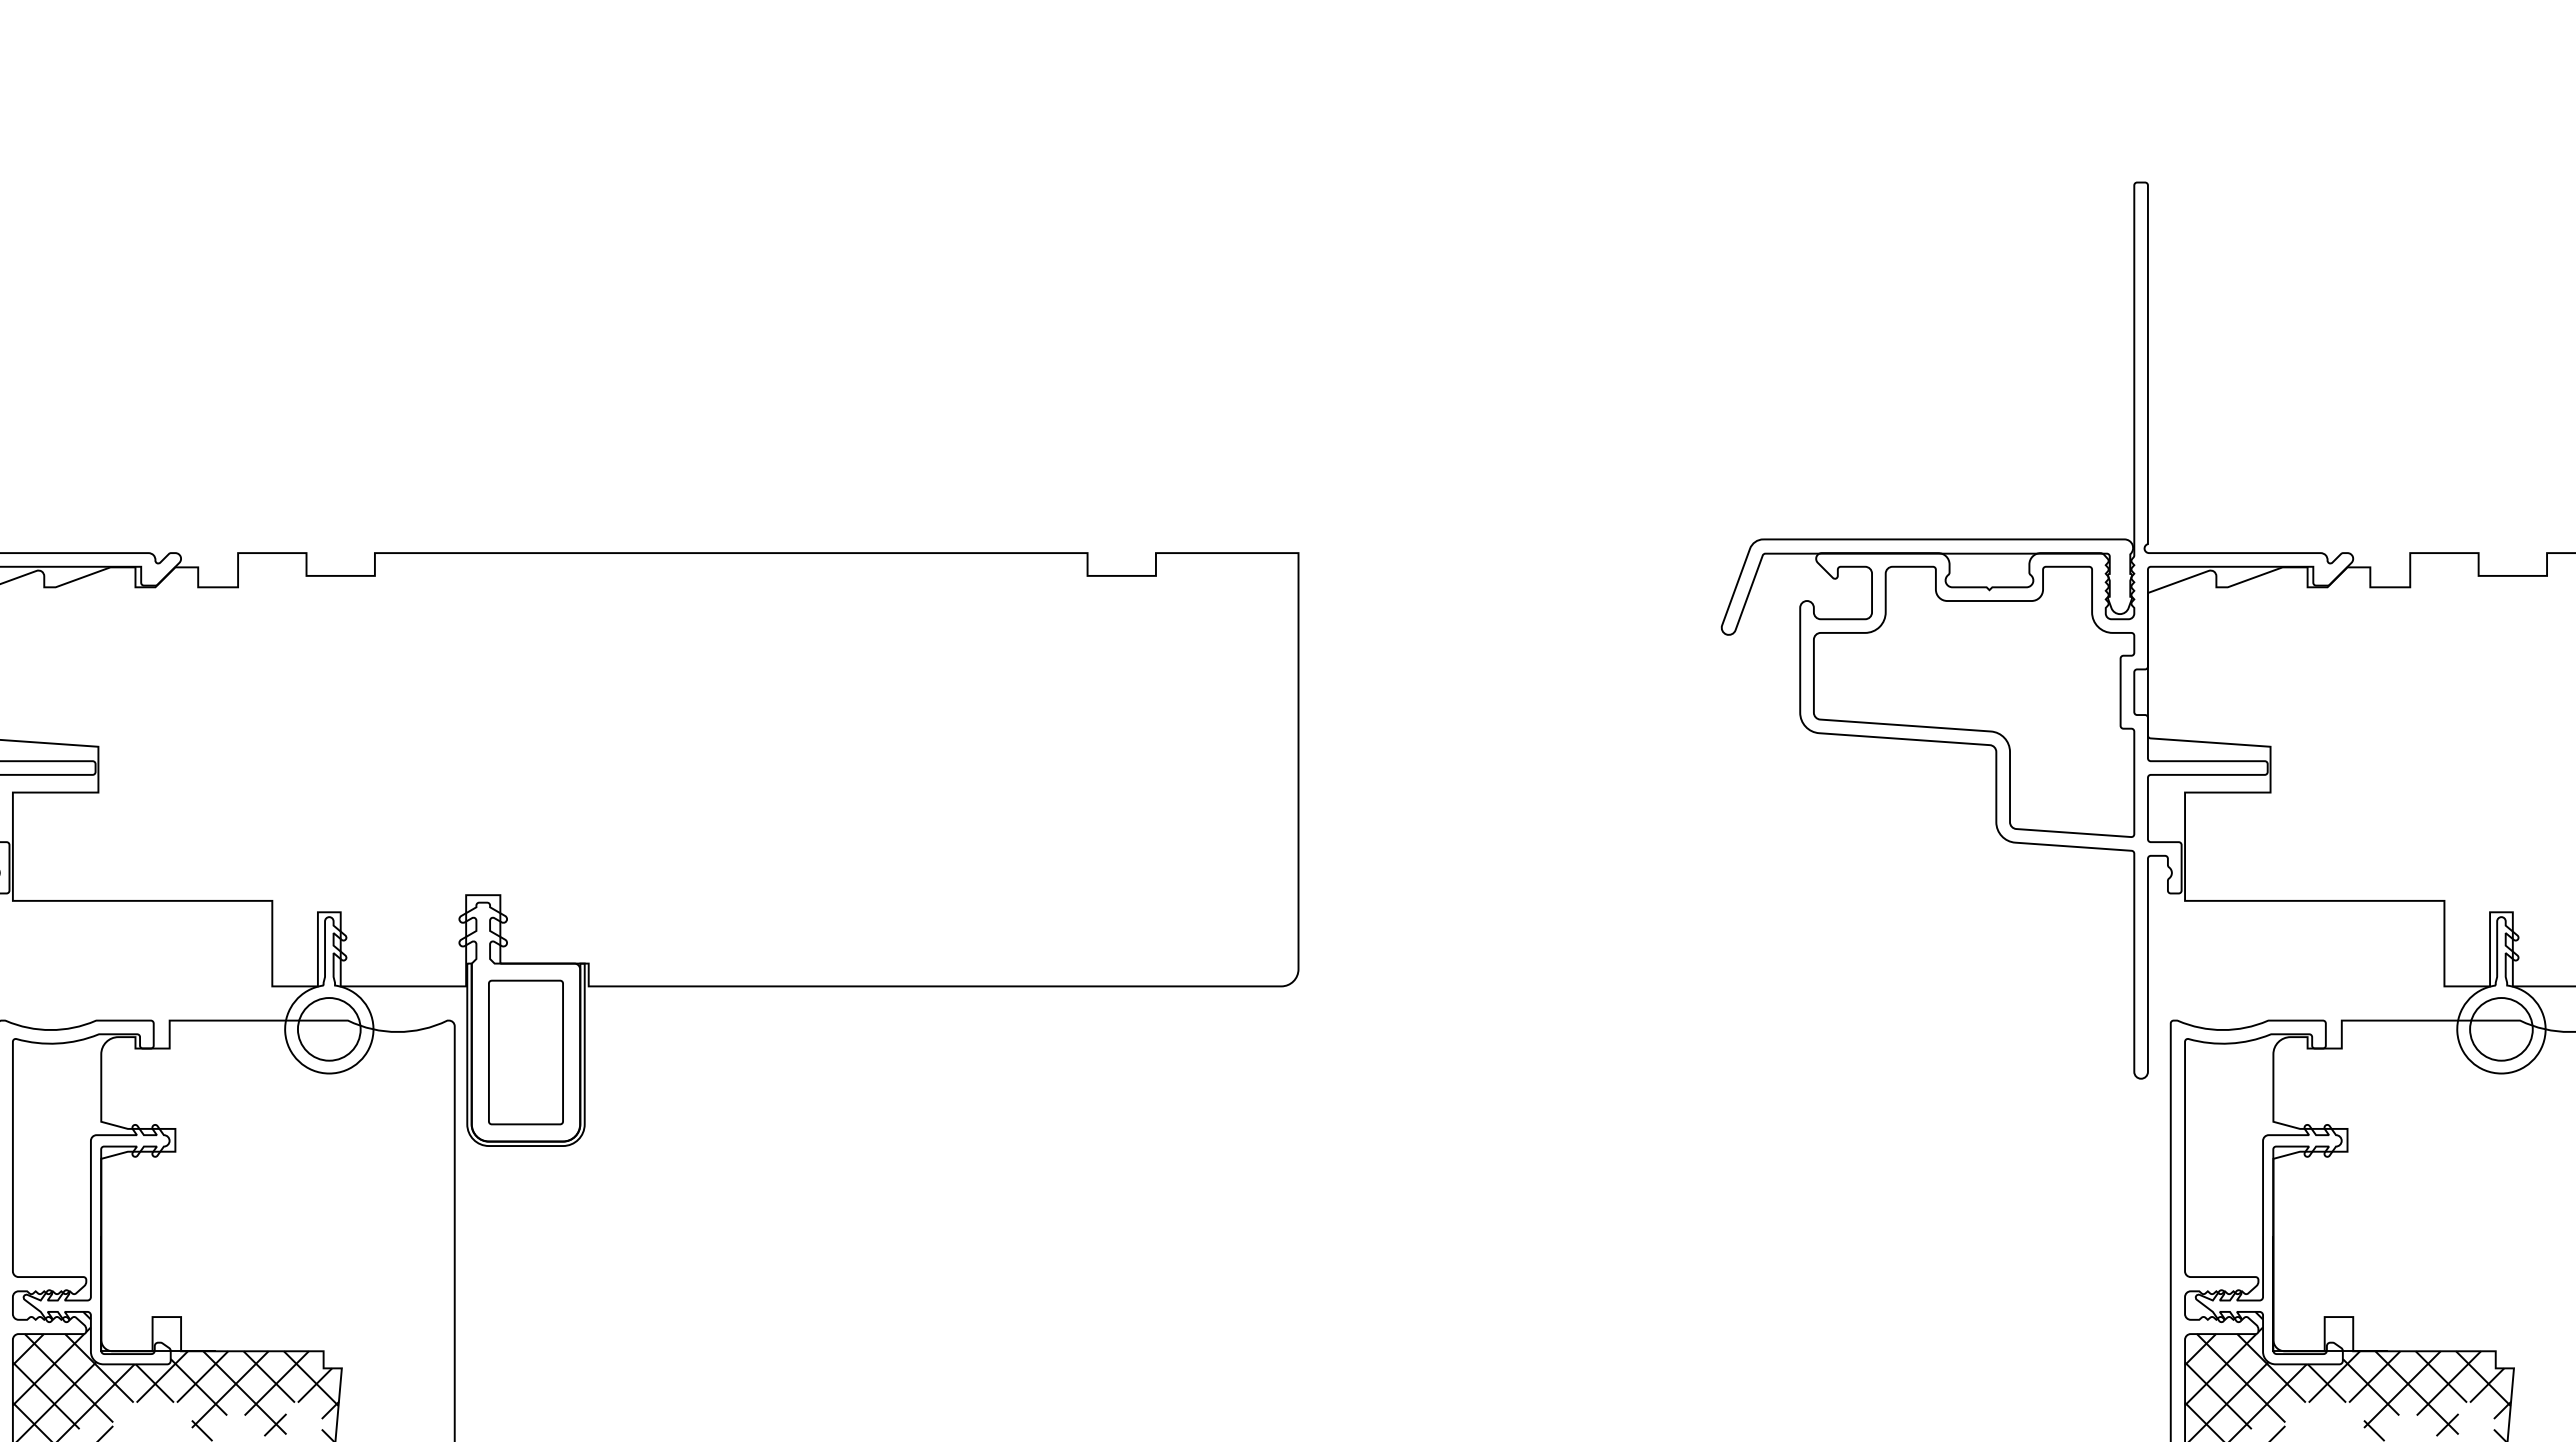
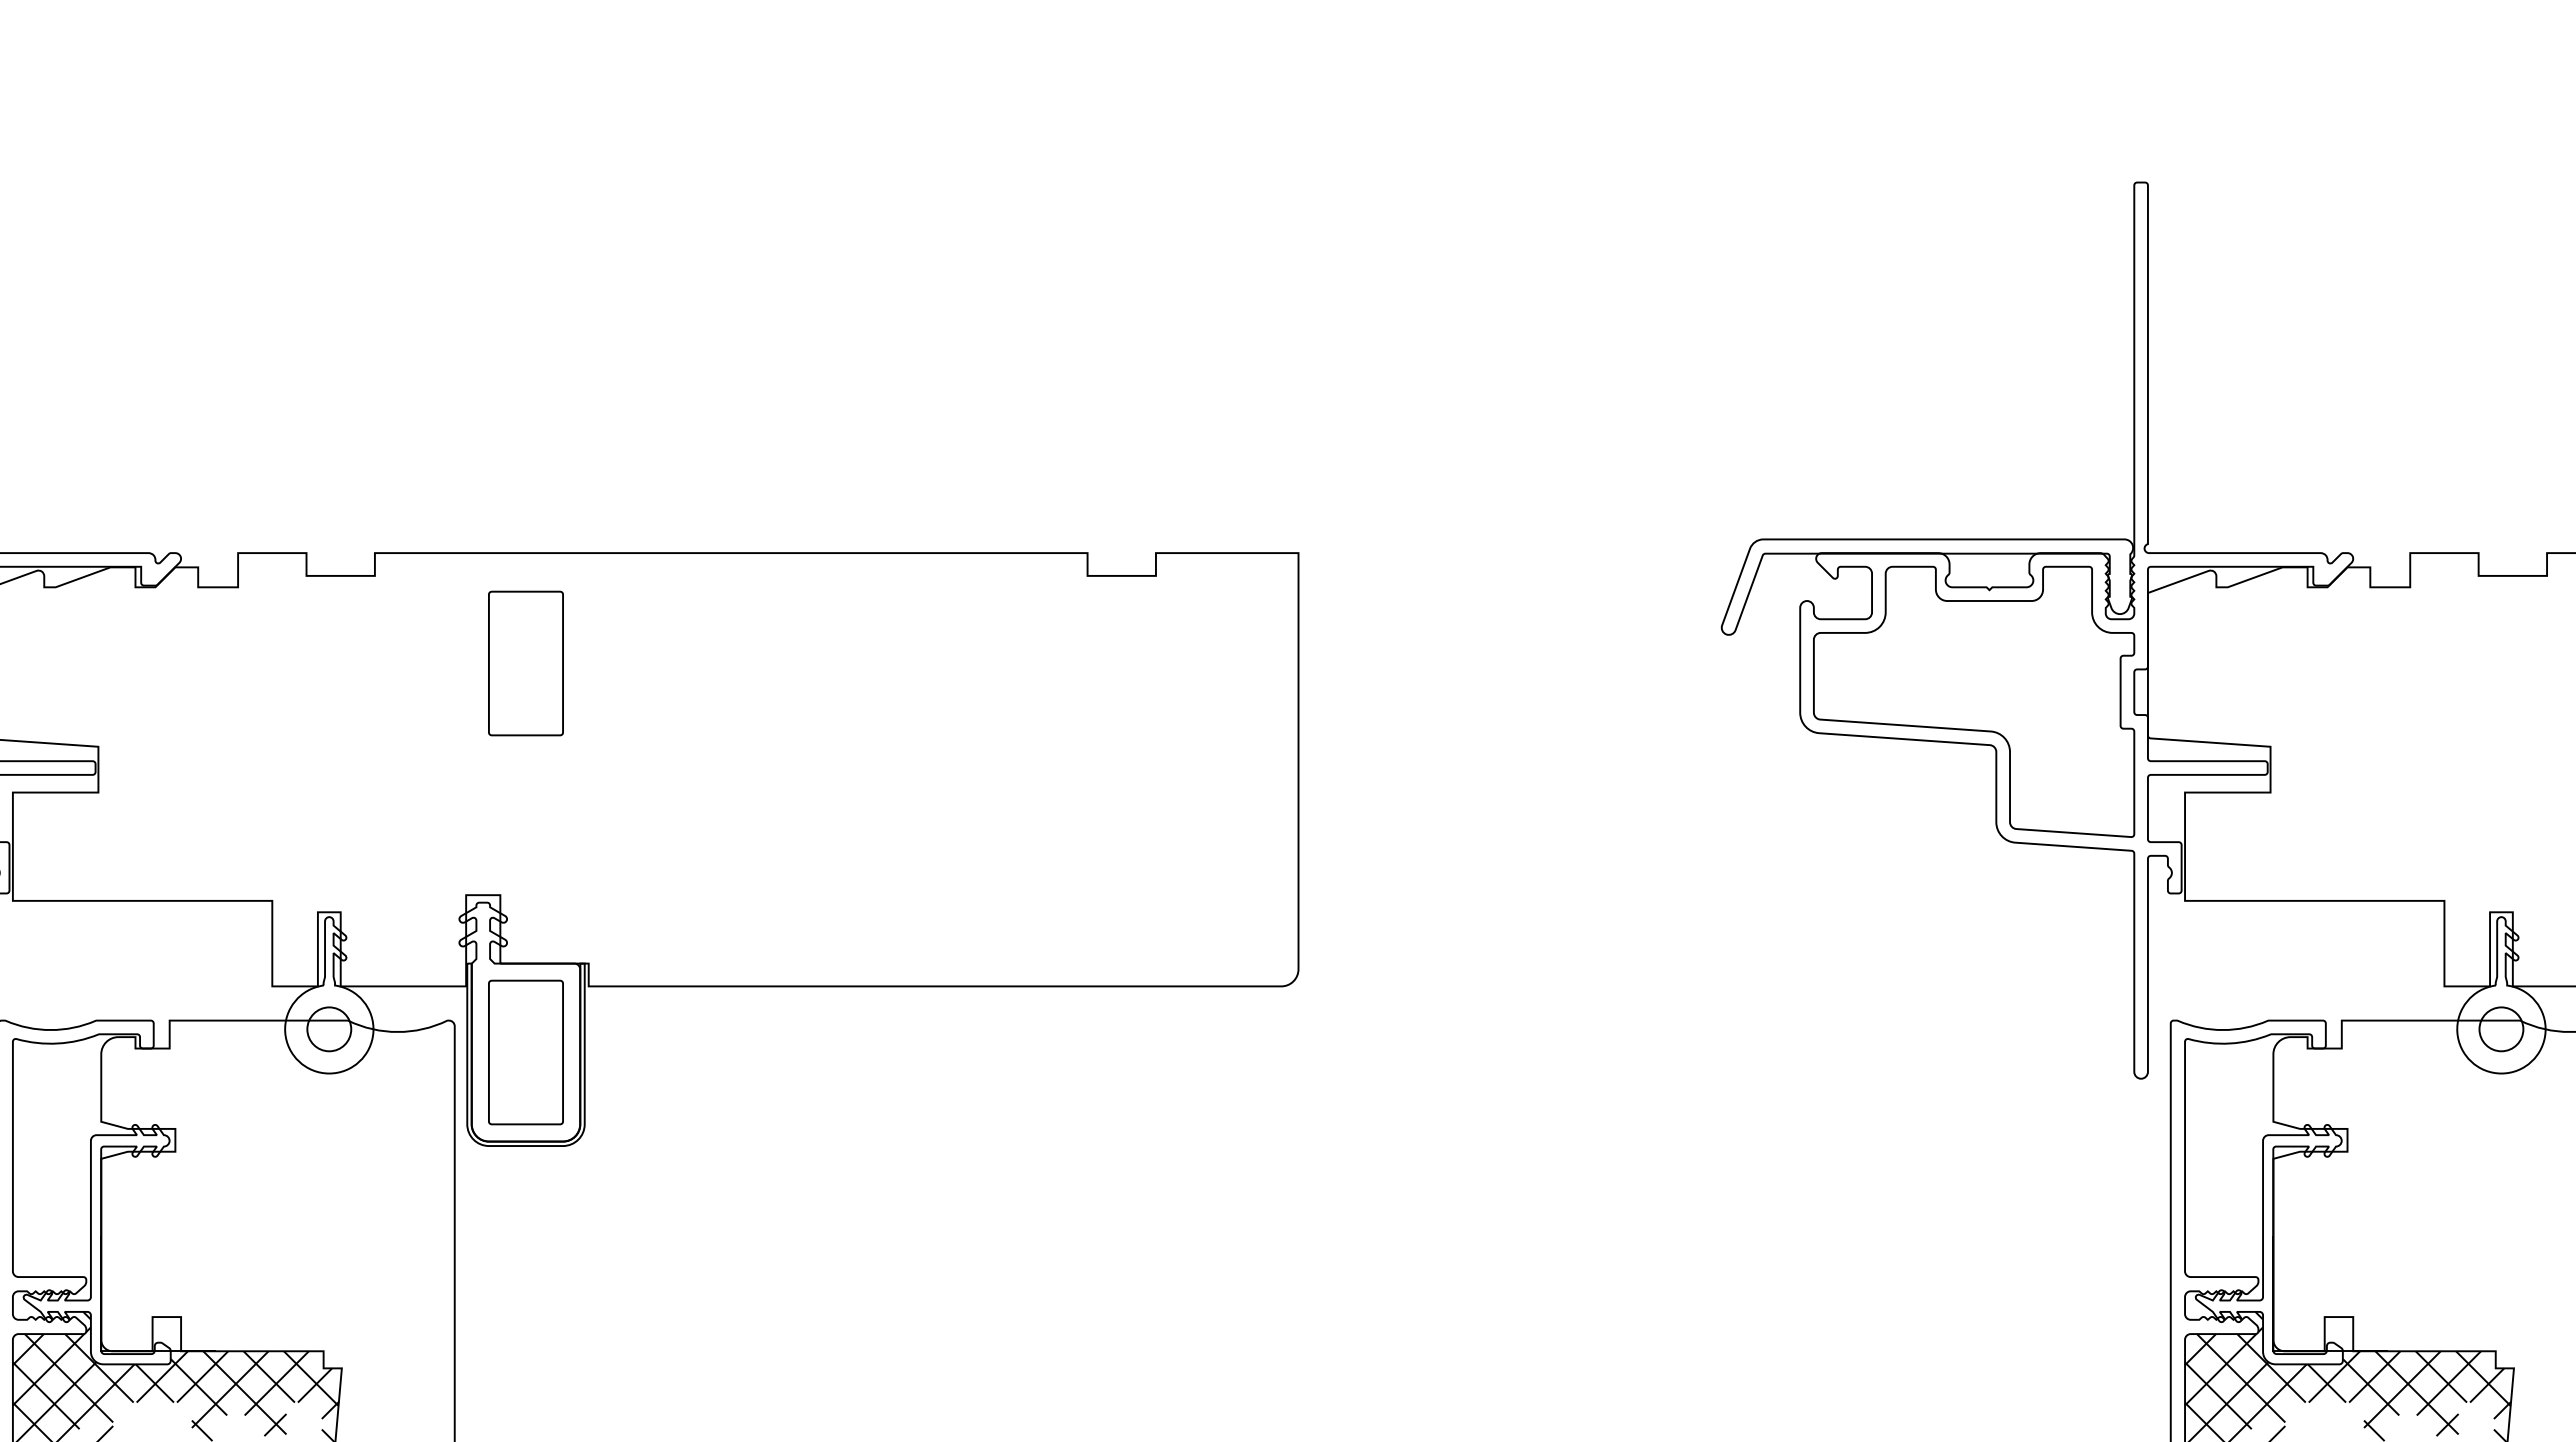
part: none -> present (525, 663)
circle diameter: 63 px -> 44 px (329, 1029)
circle diameter: 63 px -> 44 px (2501, 1029)
